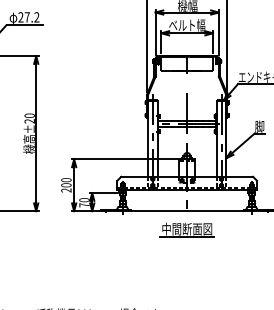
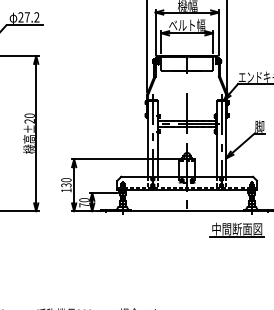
text: 200 -> 130 (66, 187)
part position: (186, 229) -> (236, 229) (236, 229)
